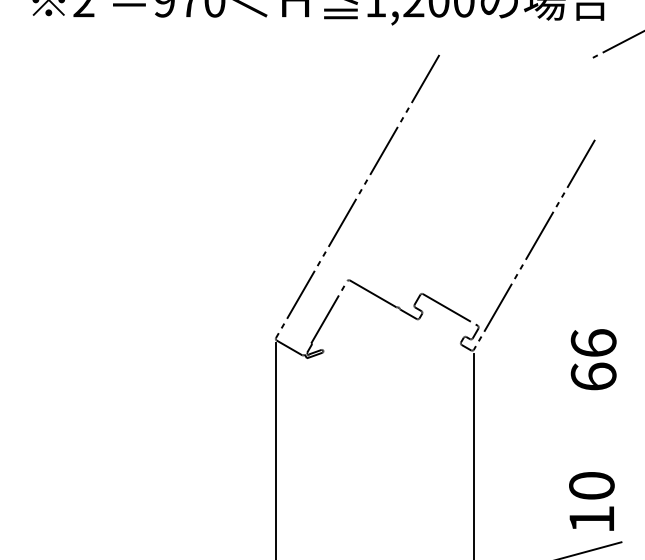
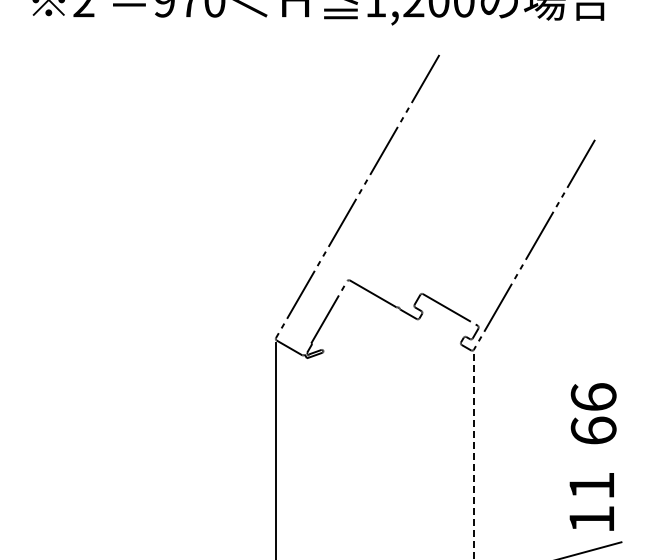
line: present -> none (615, 45)
text position: (593, 359) -> (593, 413) (593, 413)
line: solid -> dashed (473, 456)
text: 10 -> 11 (591, 485)
